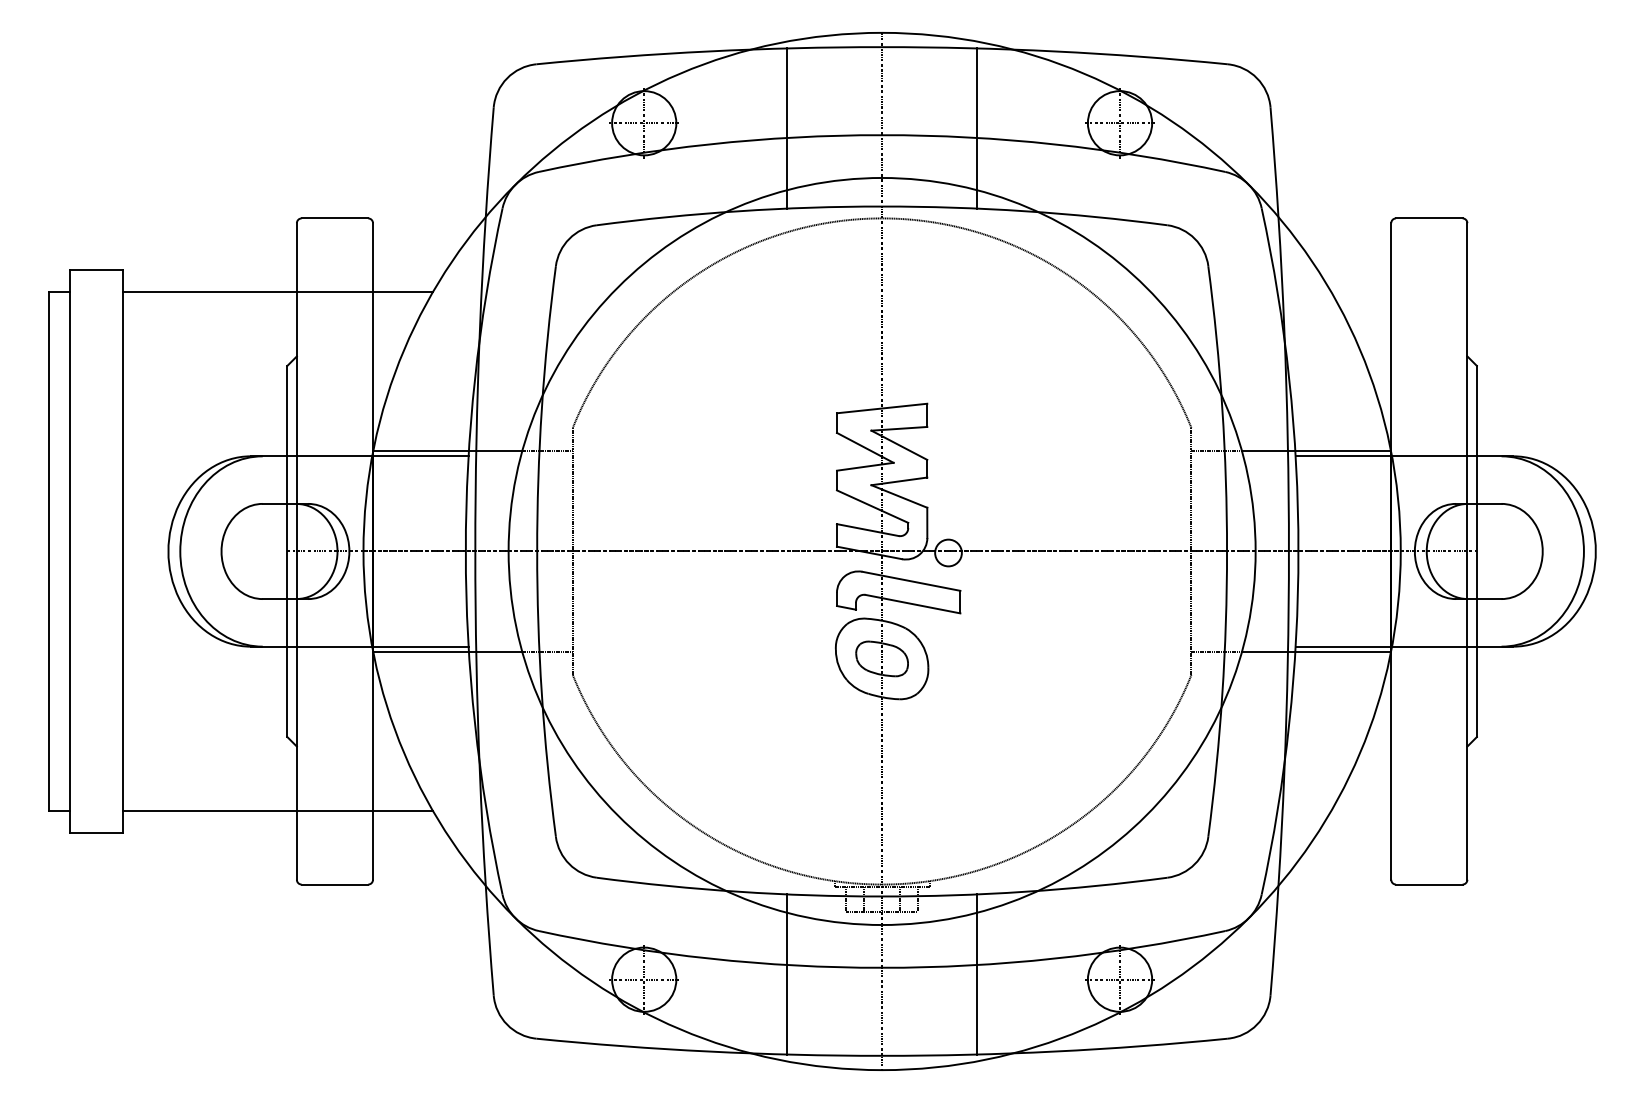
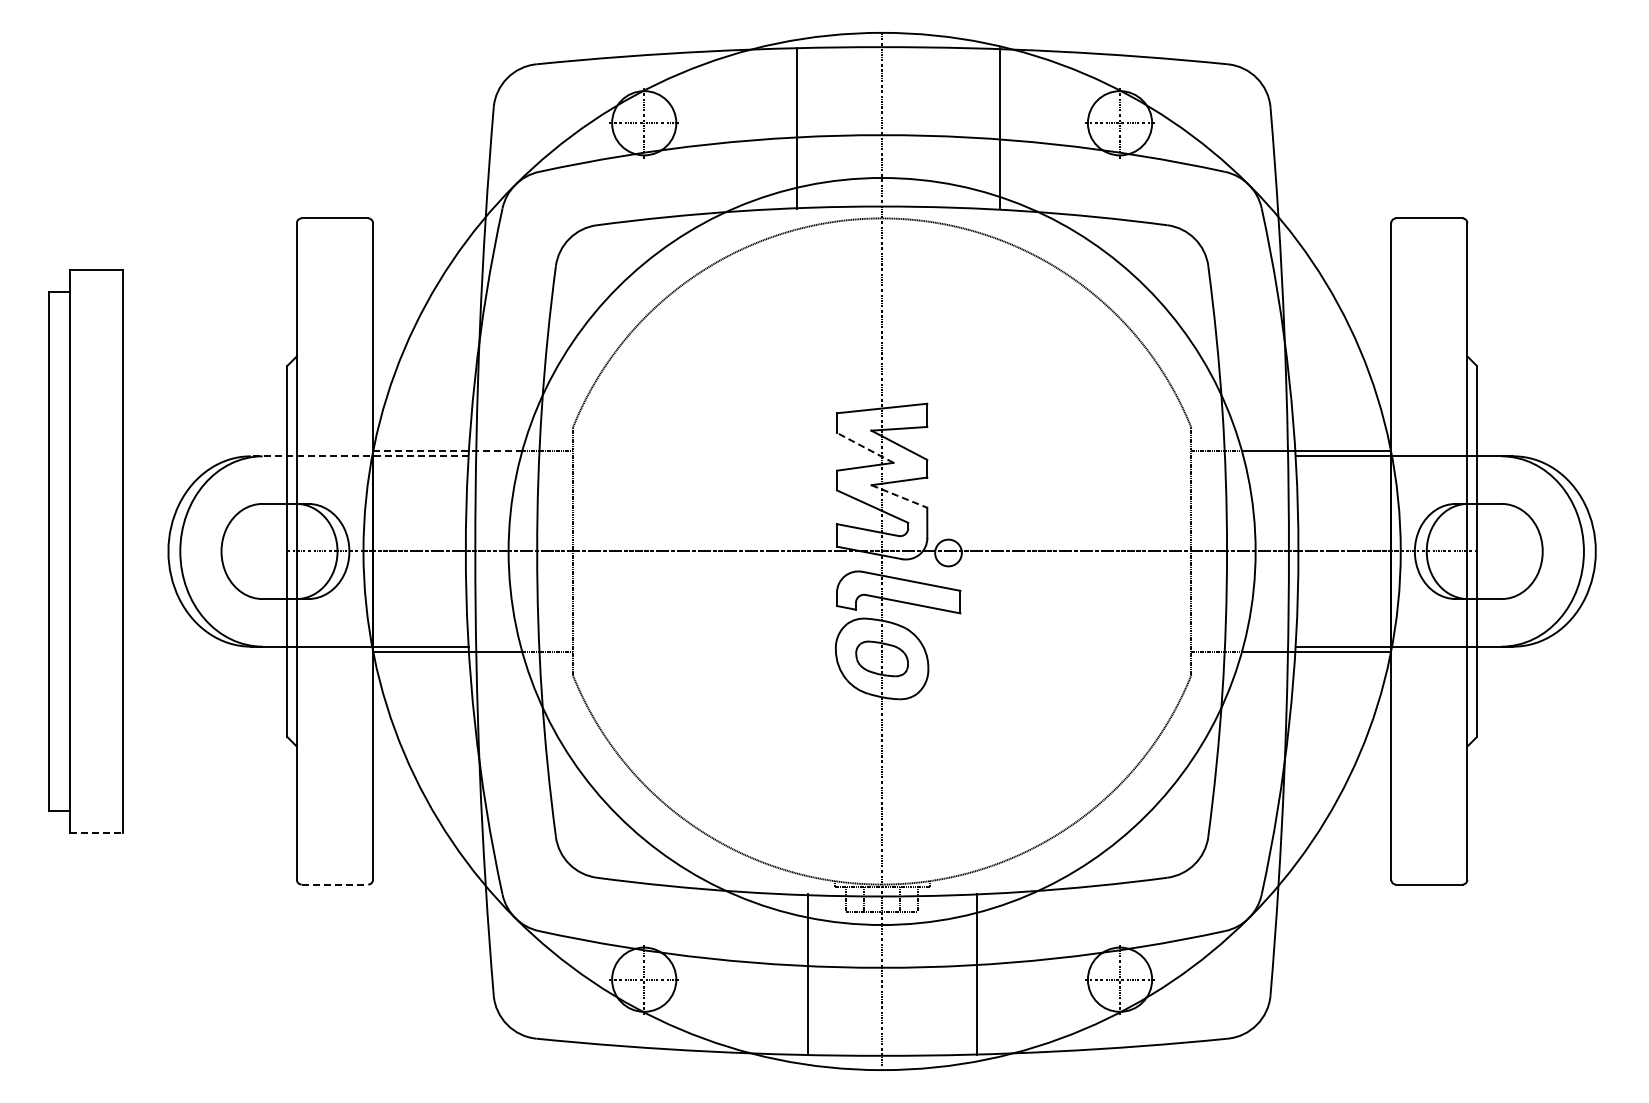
line position: (786, 128) -> (796, 128) (796, 128)
line position: (977, 128) -> (1000, 128) (1000, 128)
line: present -> none (277, 292)
line: solid -> dashed (864, 447)
line: solid -> dashed (447, 450)
line: solid -> dashed (359, 456)
line: solid -> dashed (899, 496)
line: present -> none (277, 810)
line: solid -> dashed (97, 833)
line: solid -> dashed (335, 884)
line position: (786, 974) -> (807, 974) (807, 974)
